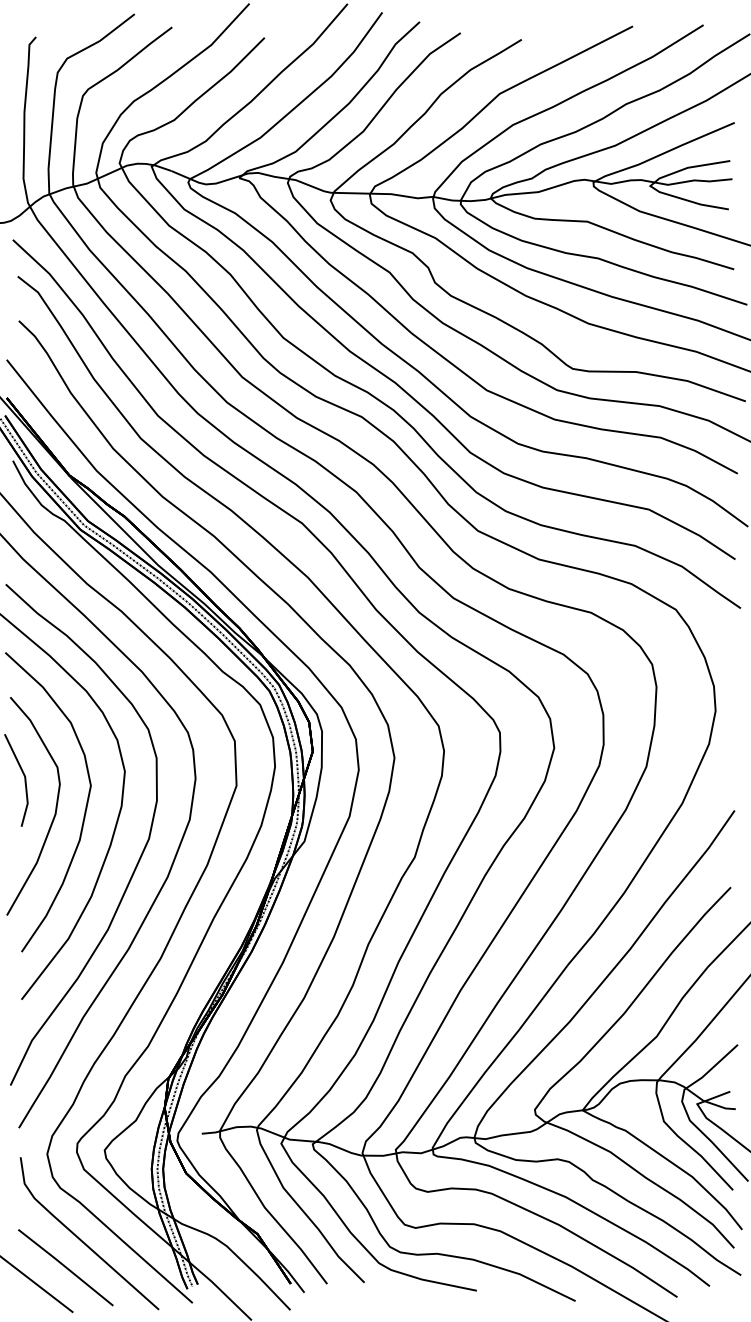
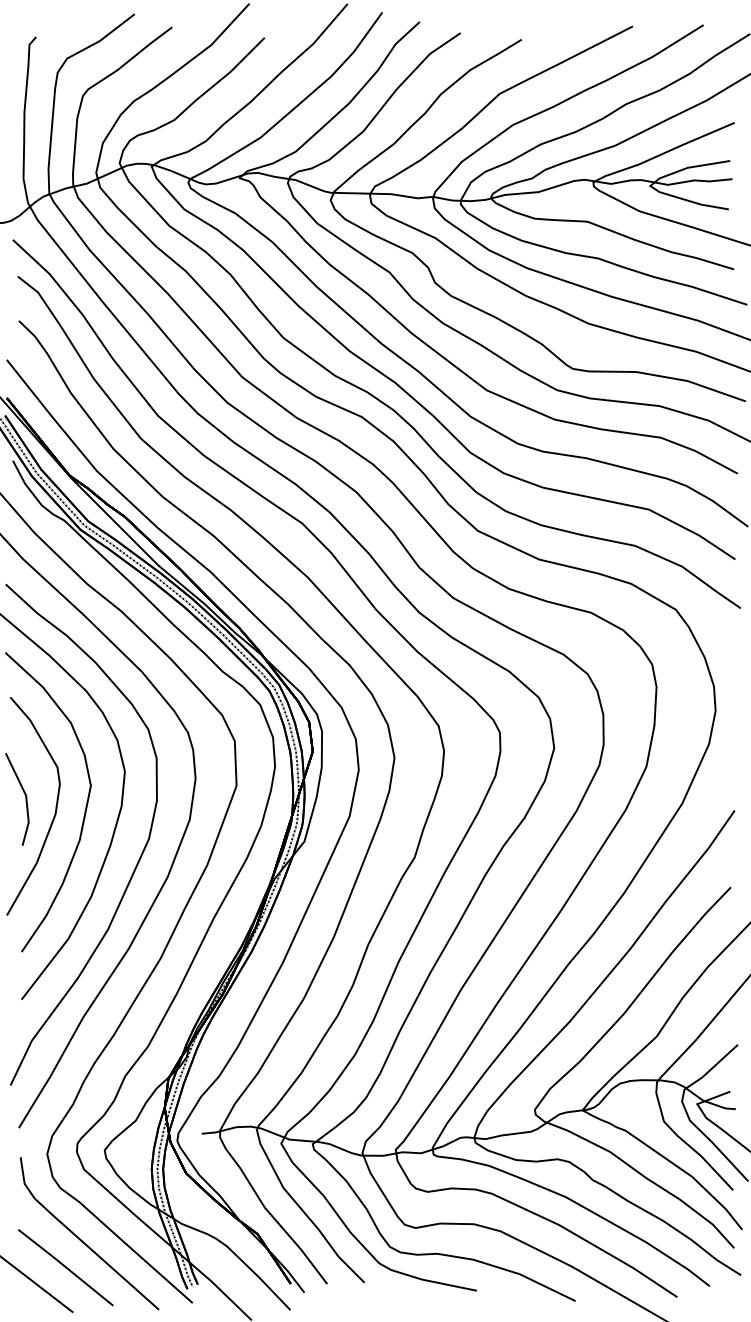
part position: (24, 780) -> (25, 799) (25, 799)
